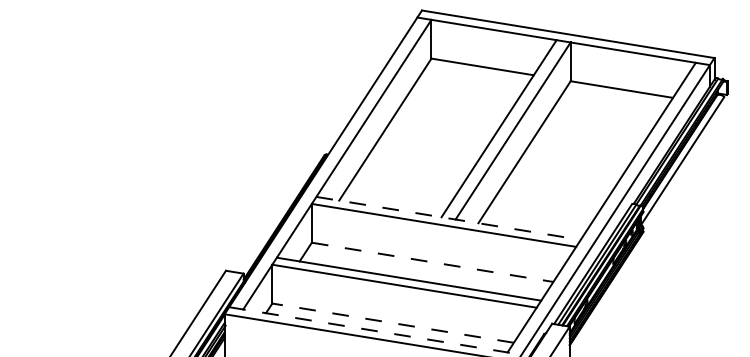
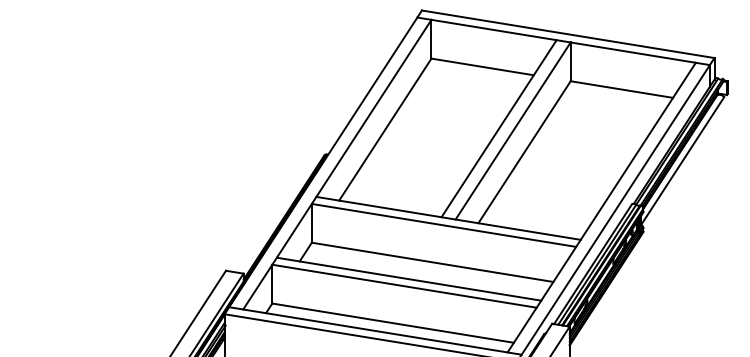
line: dashed -> solid (448, 218)
line: dashed -> solid (433, 262)
line: dashed -> solid (392, 323)
line: dashed -> solid (375, 331)
